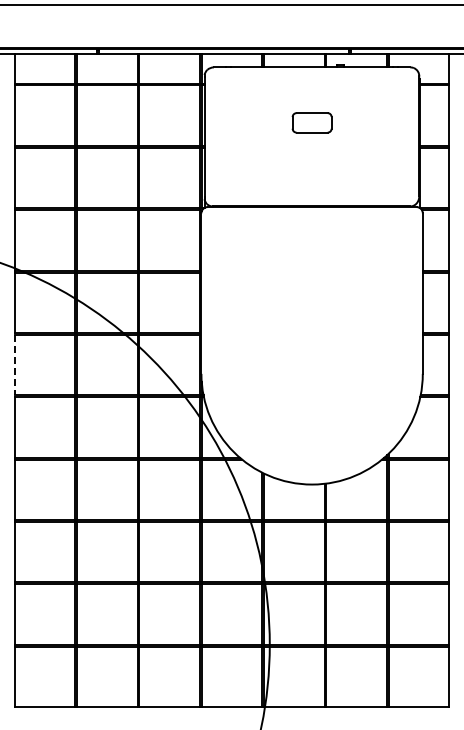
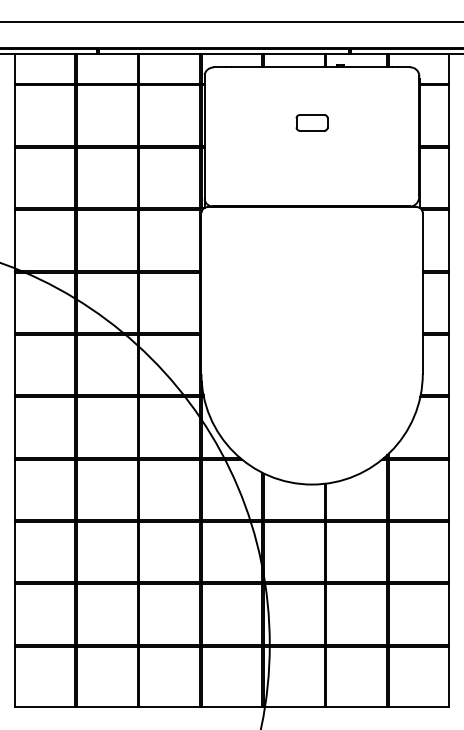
line position: (231, 4) -> (231, 21) (231, 21)
part size: 42x22 px -> 34x18 px (311, 122)
line: dashed -> solid (14, 365)
